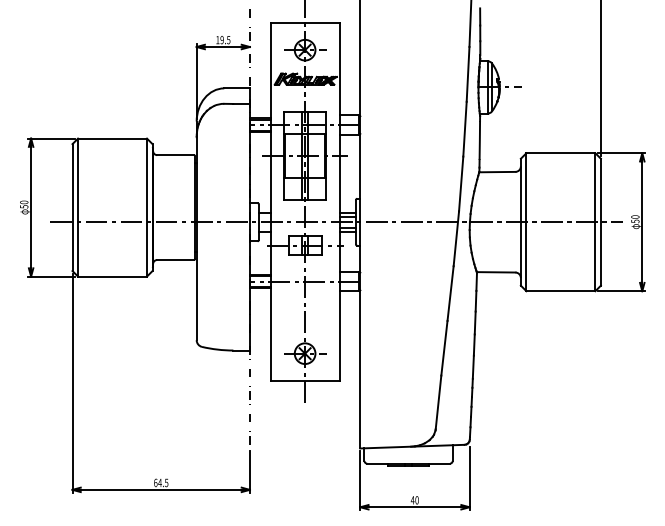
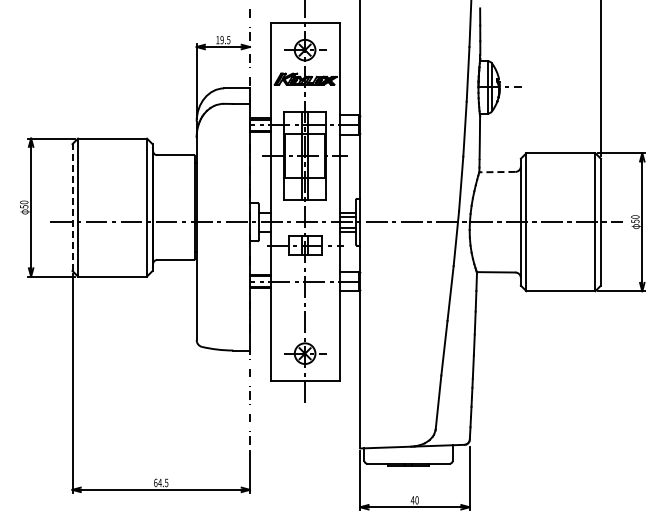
line: solid -> dashed (496, 172)
line: solid -> dashed (72, 207)
